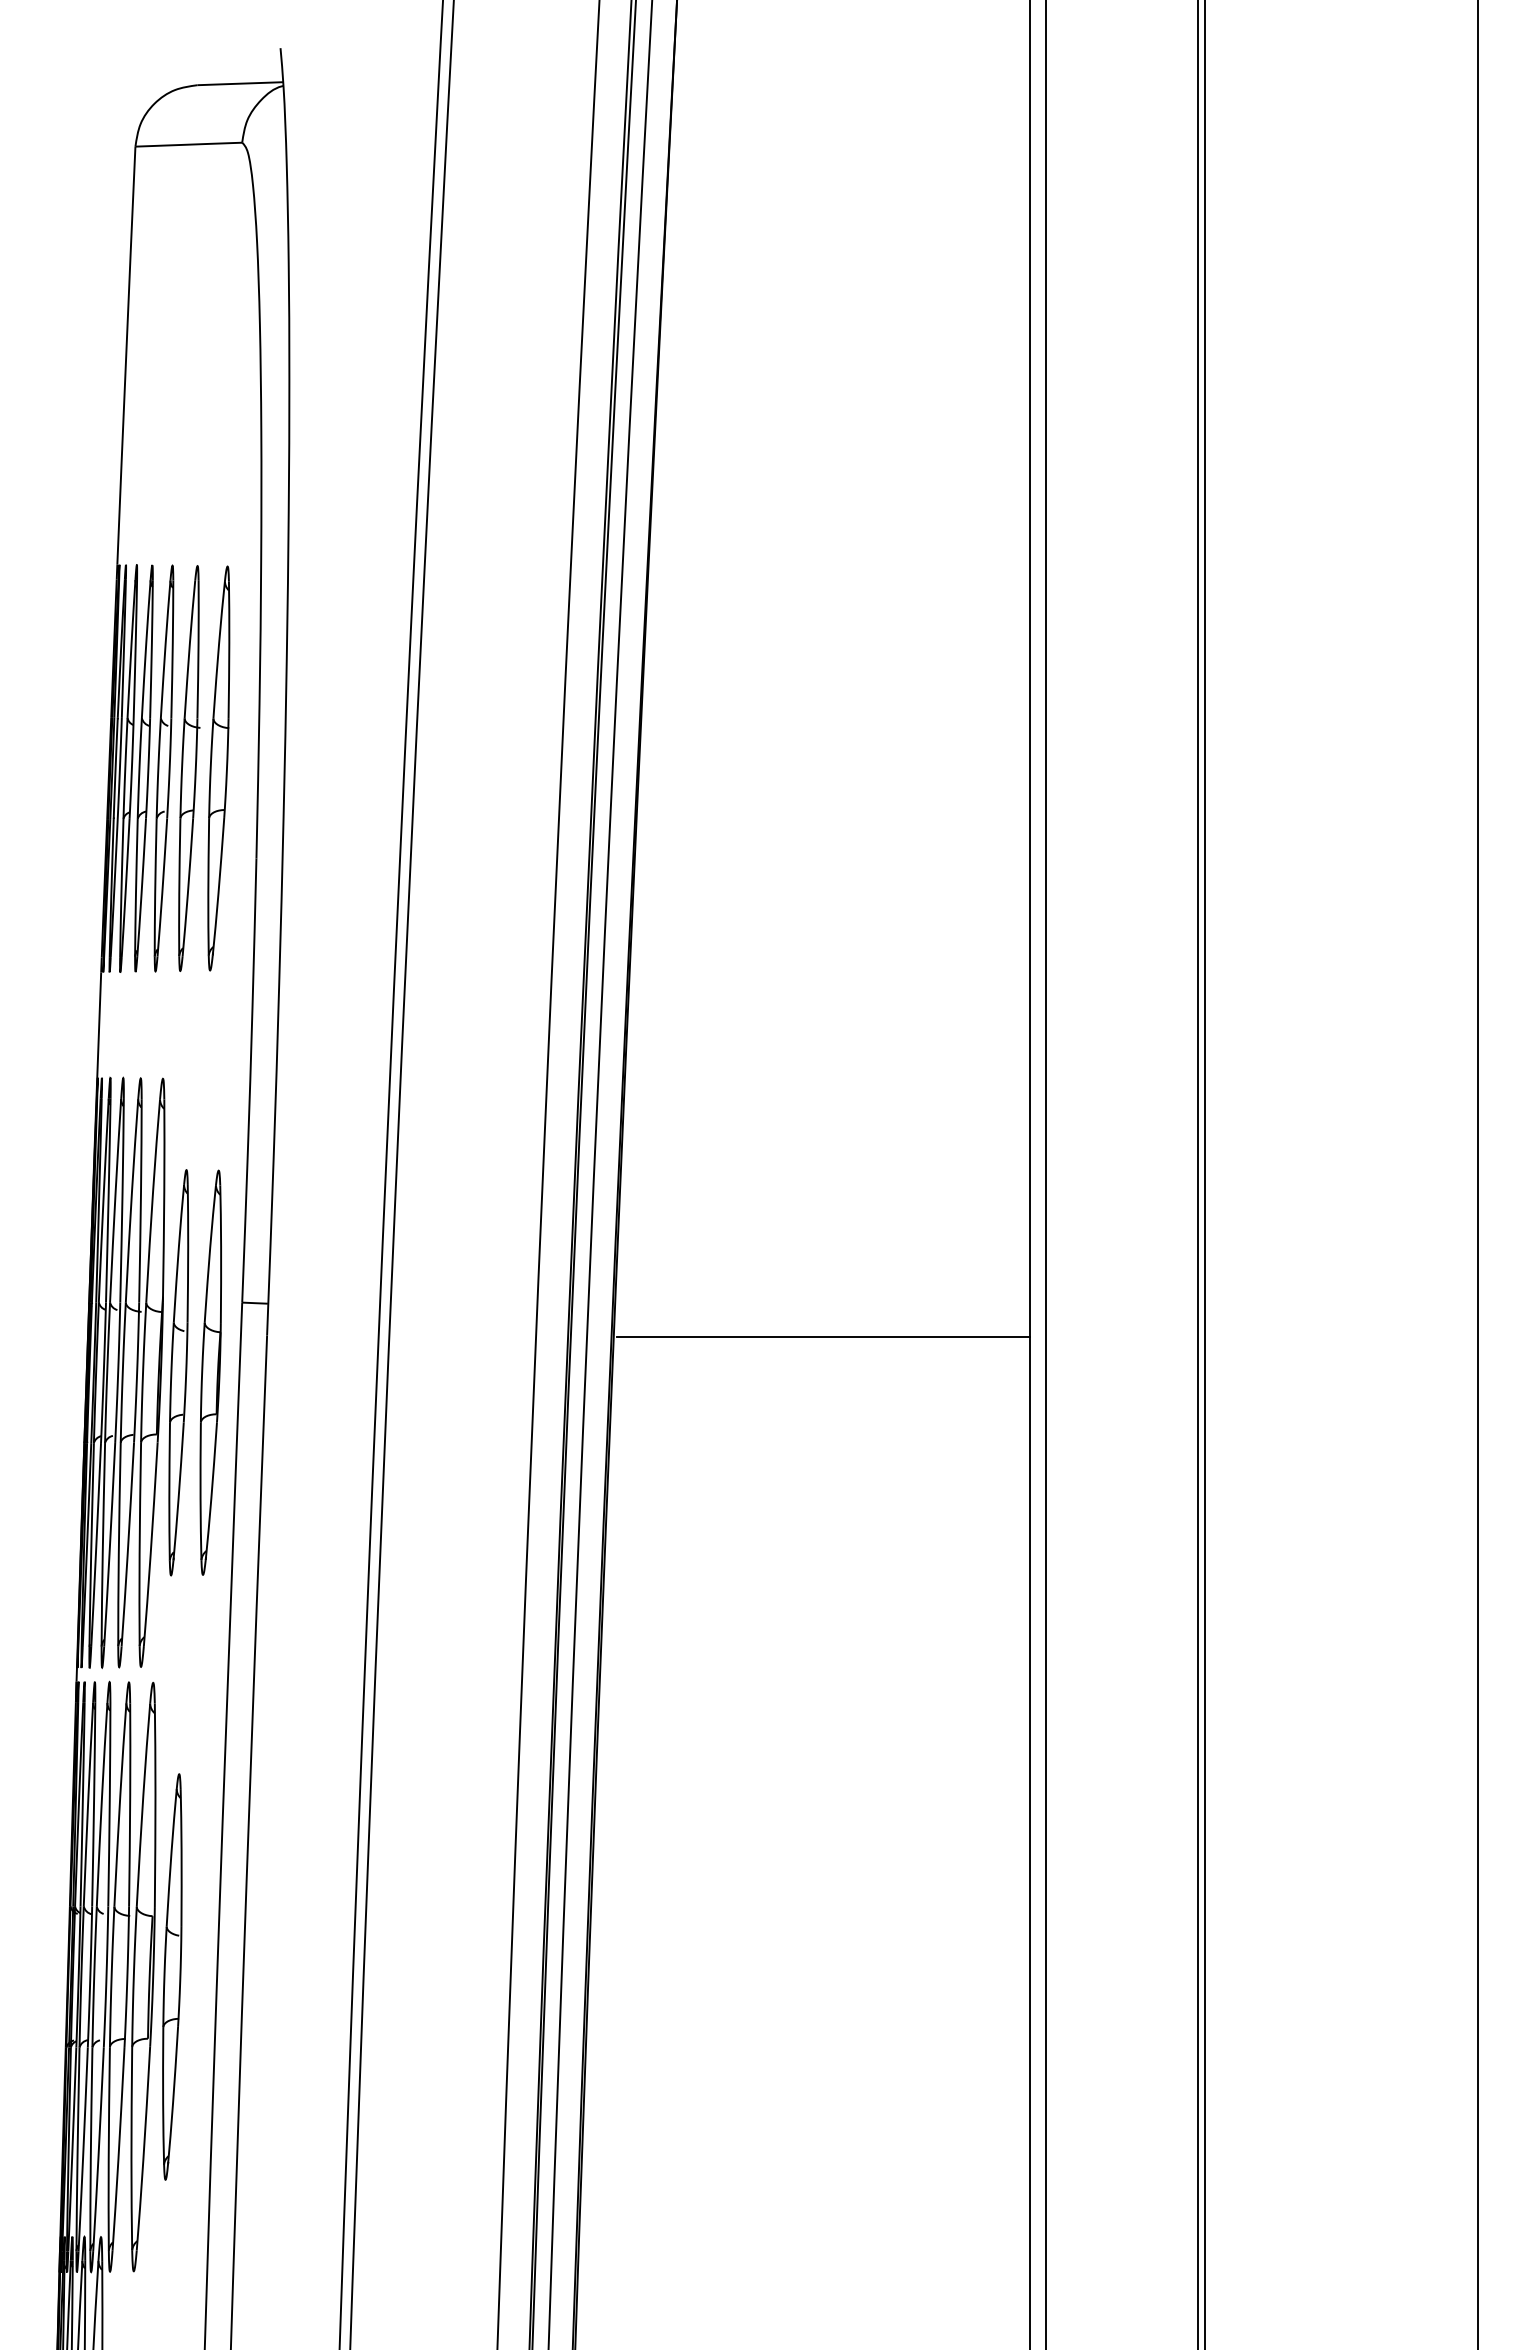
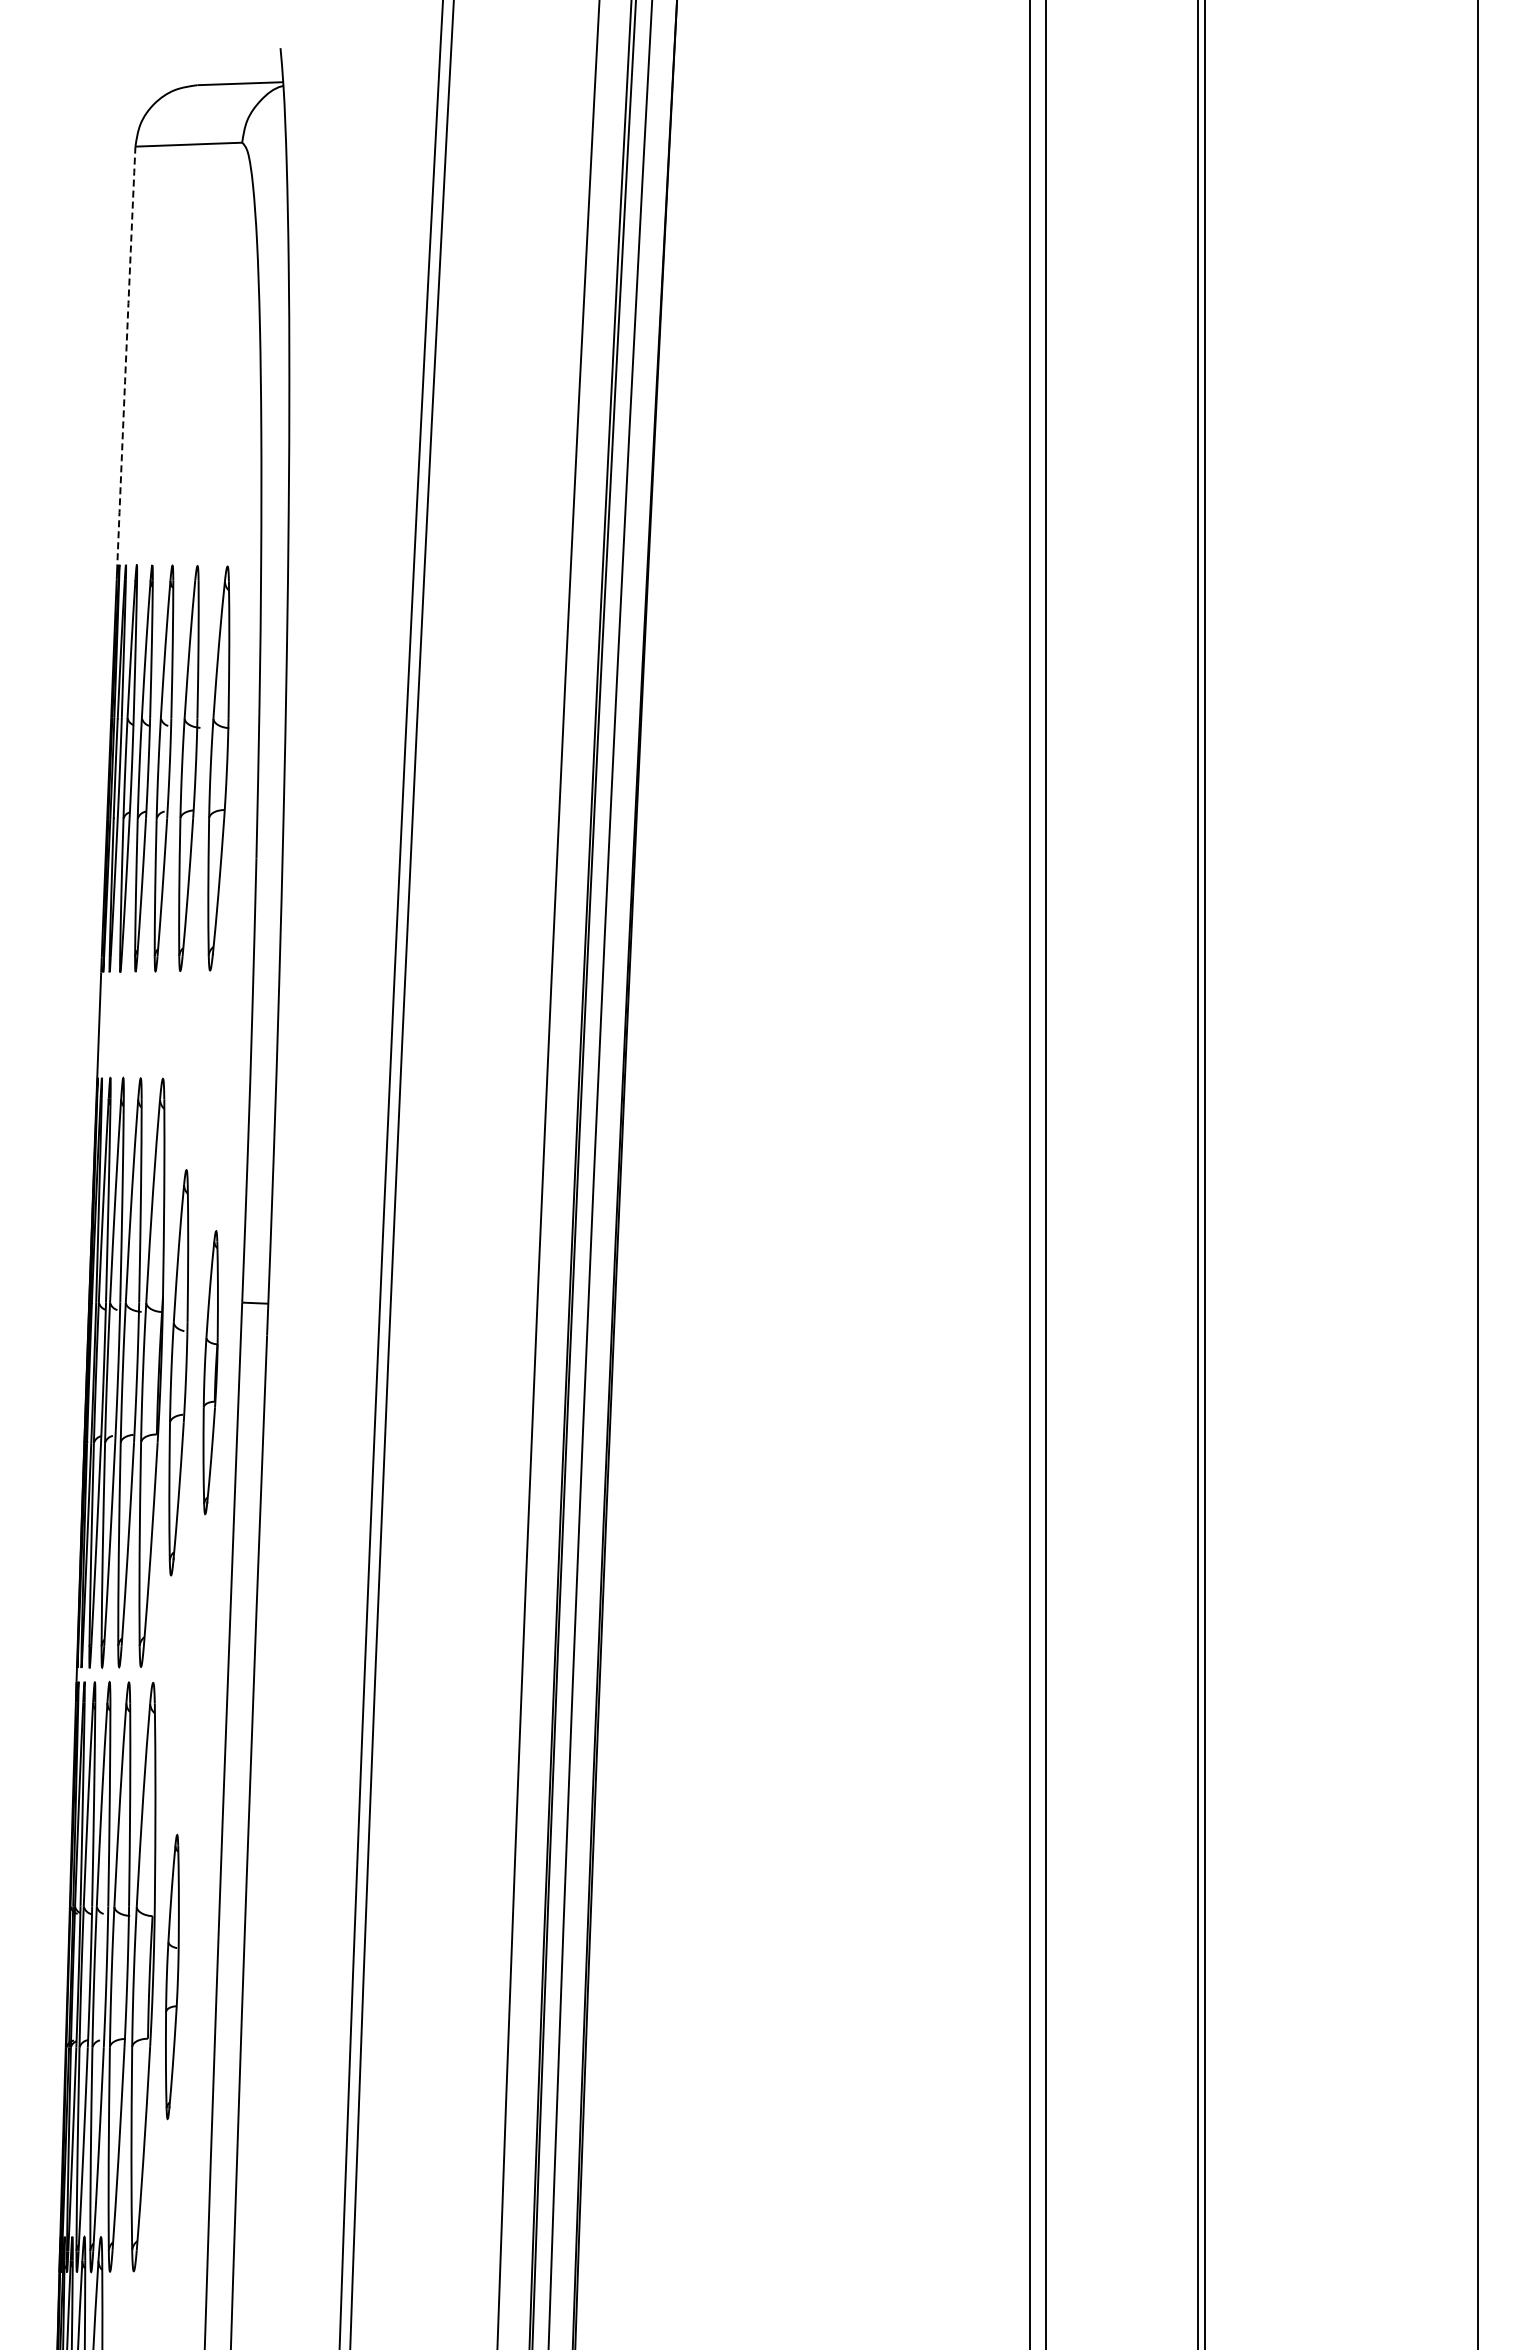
arc: solid -> dashed (126, 355)
line: present -> none (822, 1337)
part size: 23x407 px -> 17x286 px (210, 1372)
part size: 21x408 px -> 15x288 px (172, 1976)
